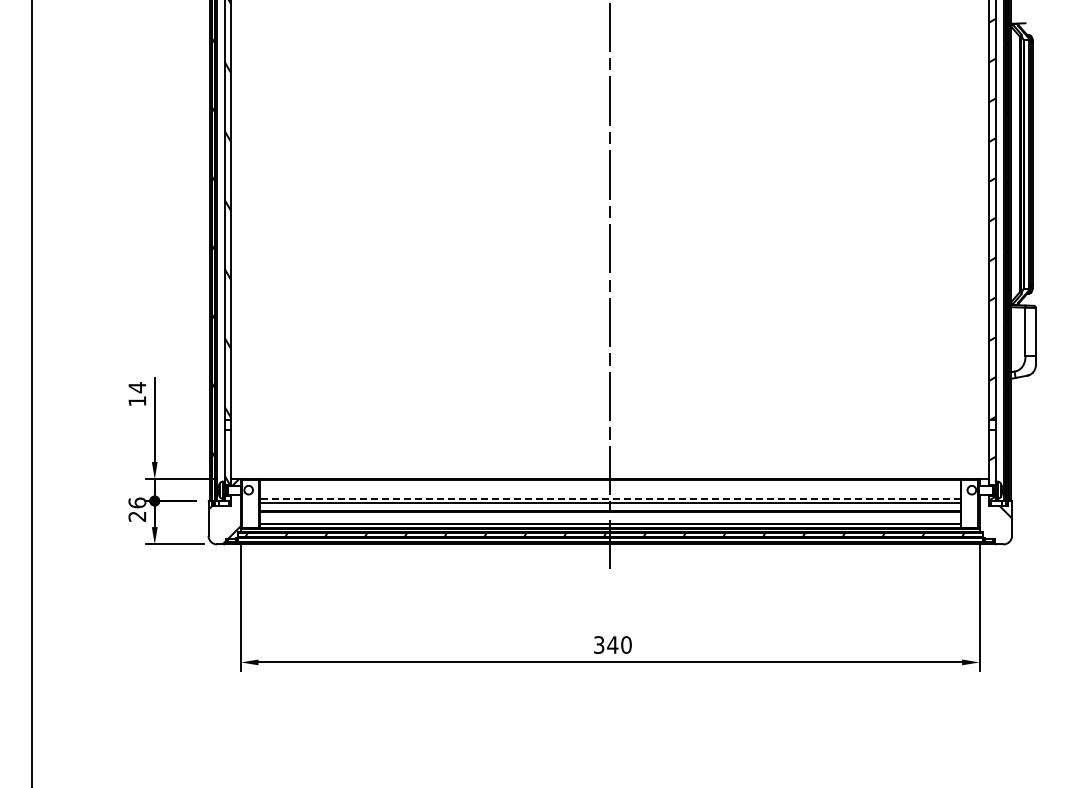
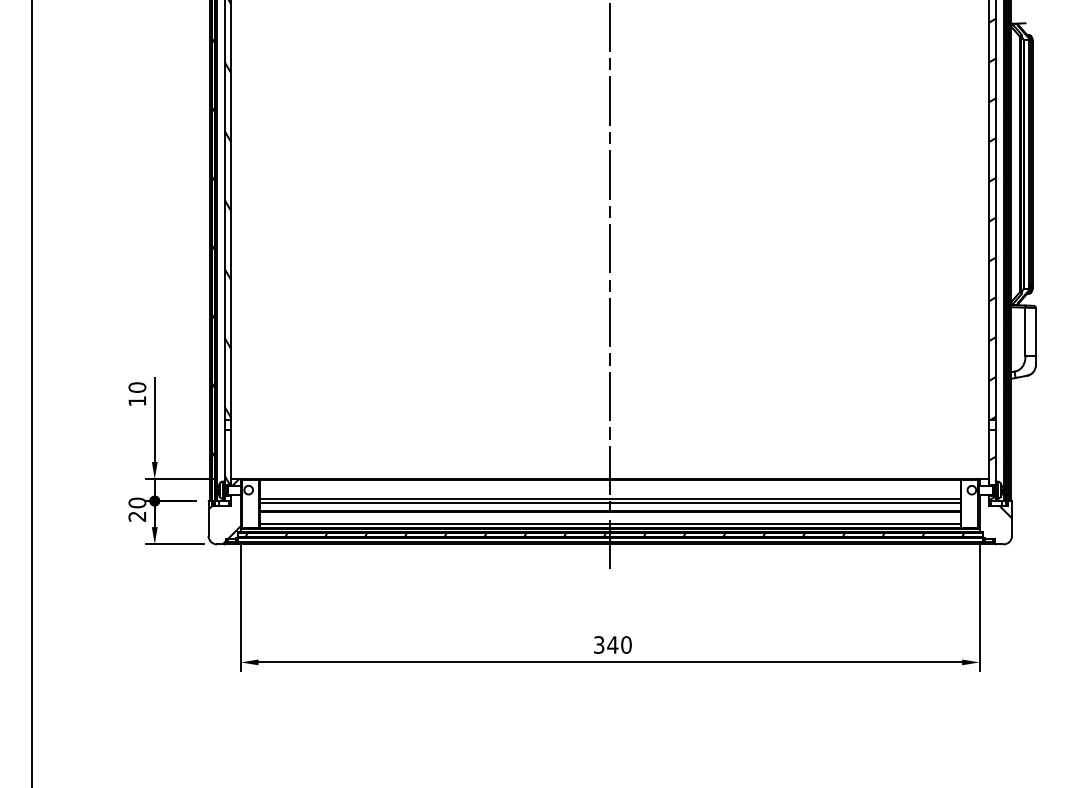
text: 14 -> 10 (137, 387)
line: dashed -> solid (610, 498)
text: 26 -> 20 (136, 502)
